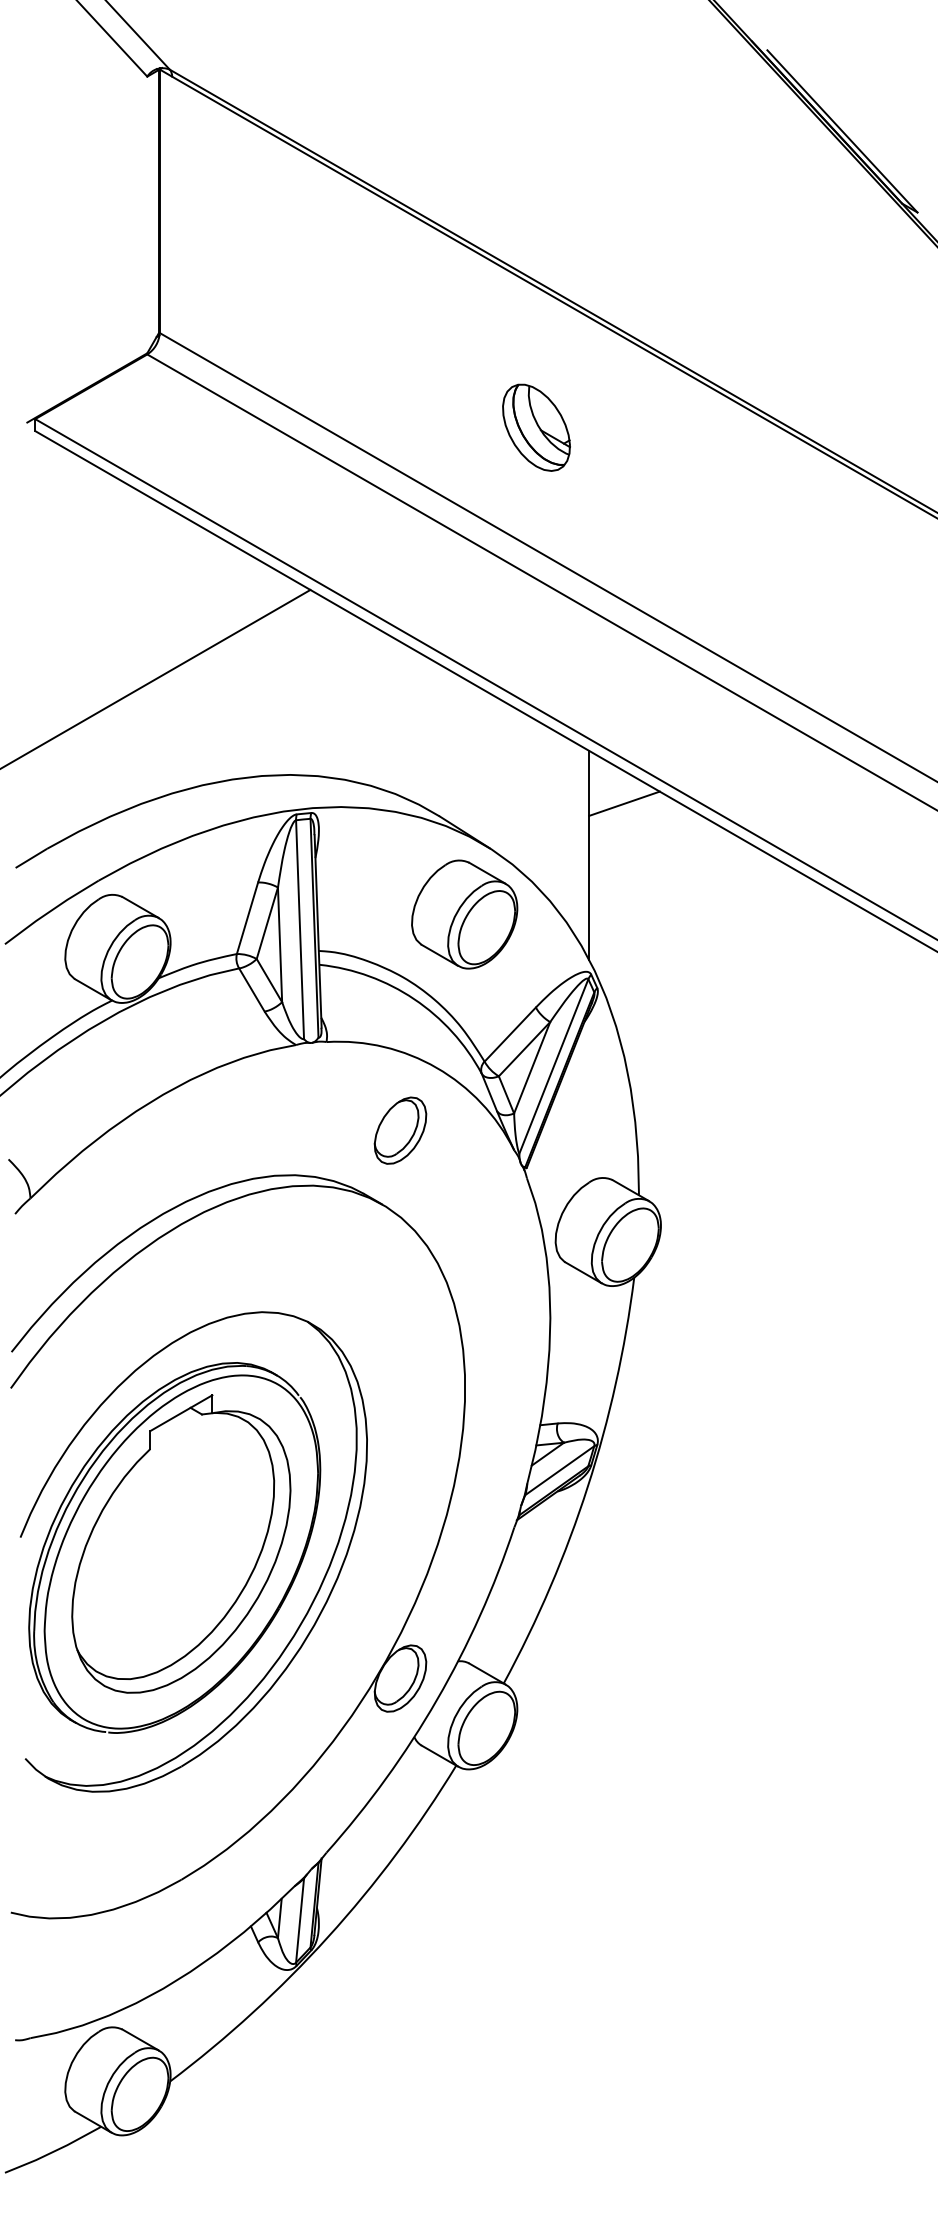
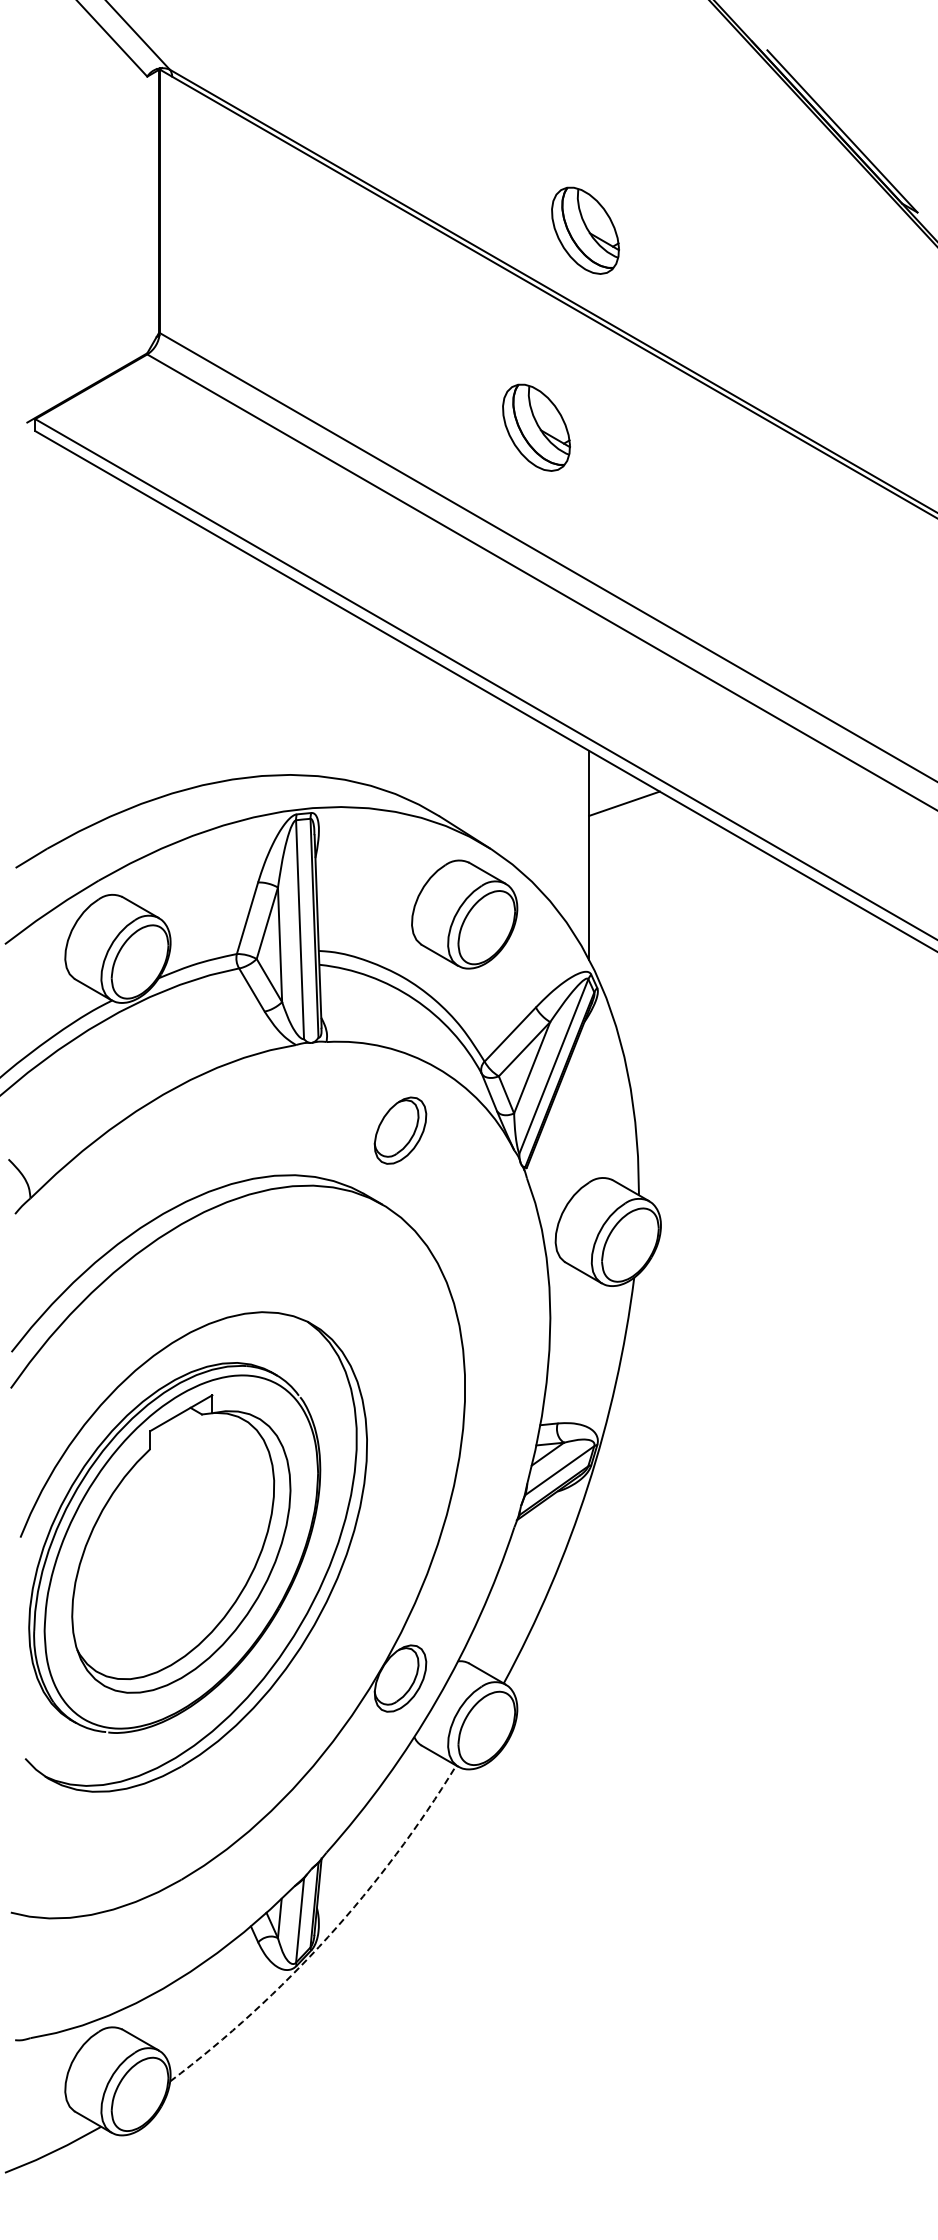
part: none -> present (585, 230)
line: present -> none (156, 678)
arc: solid -> dashed (328, 1937)
